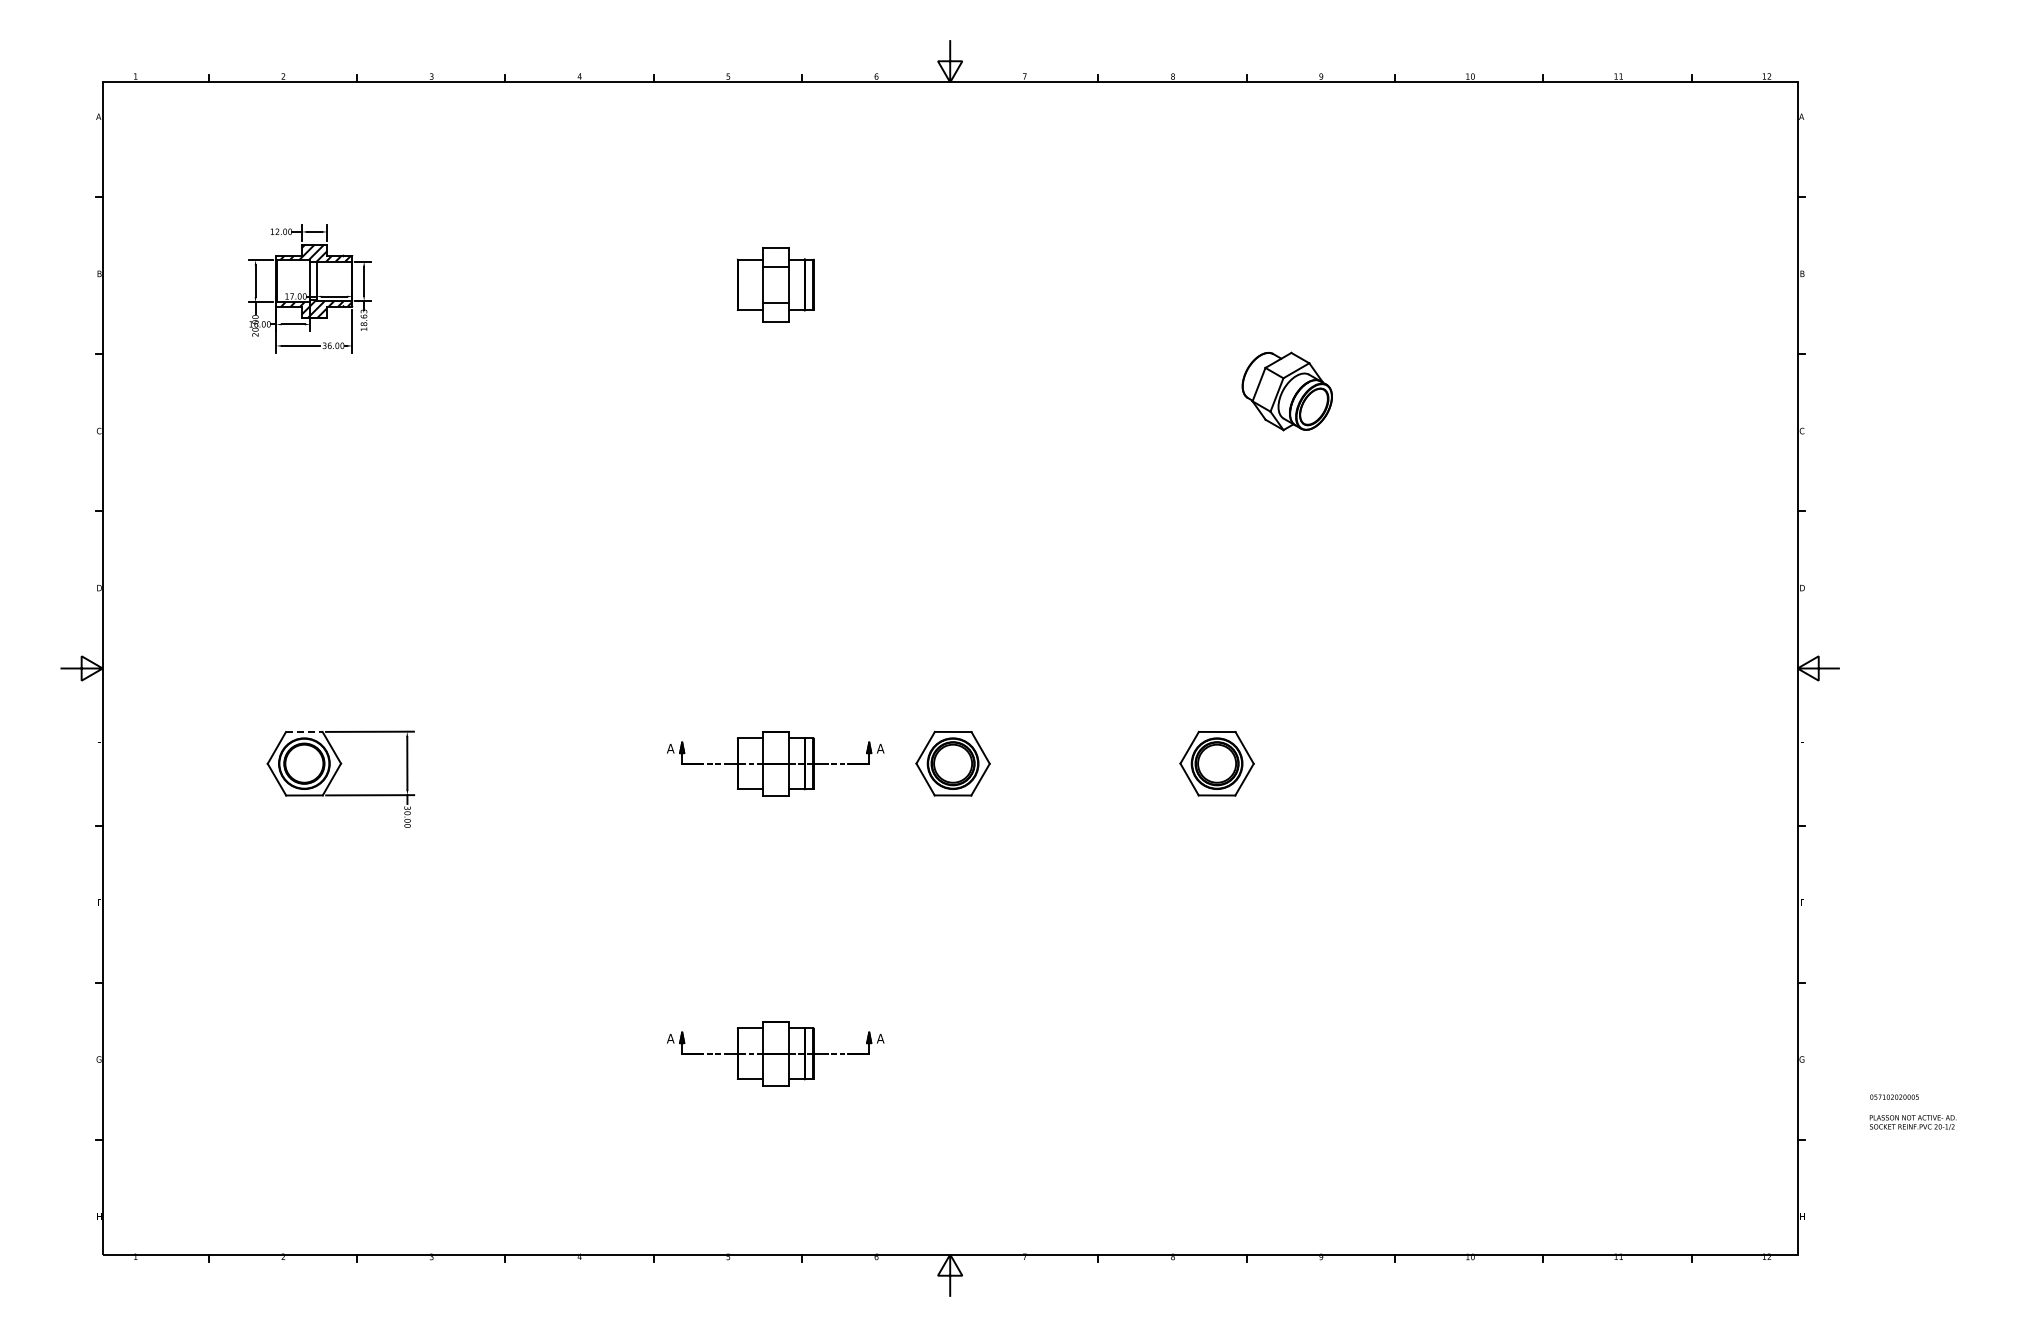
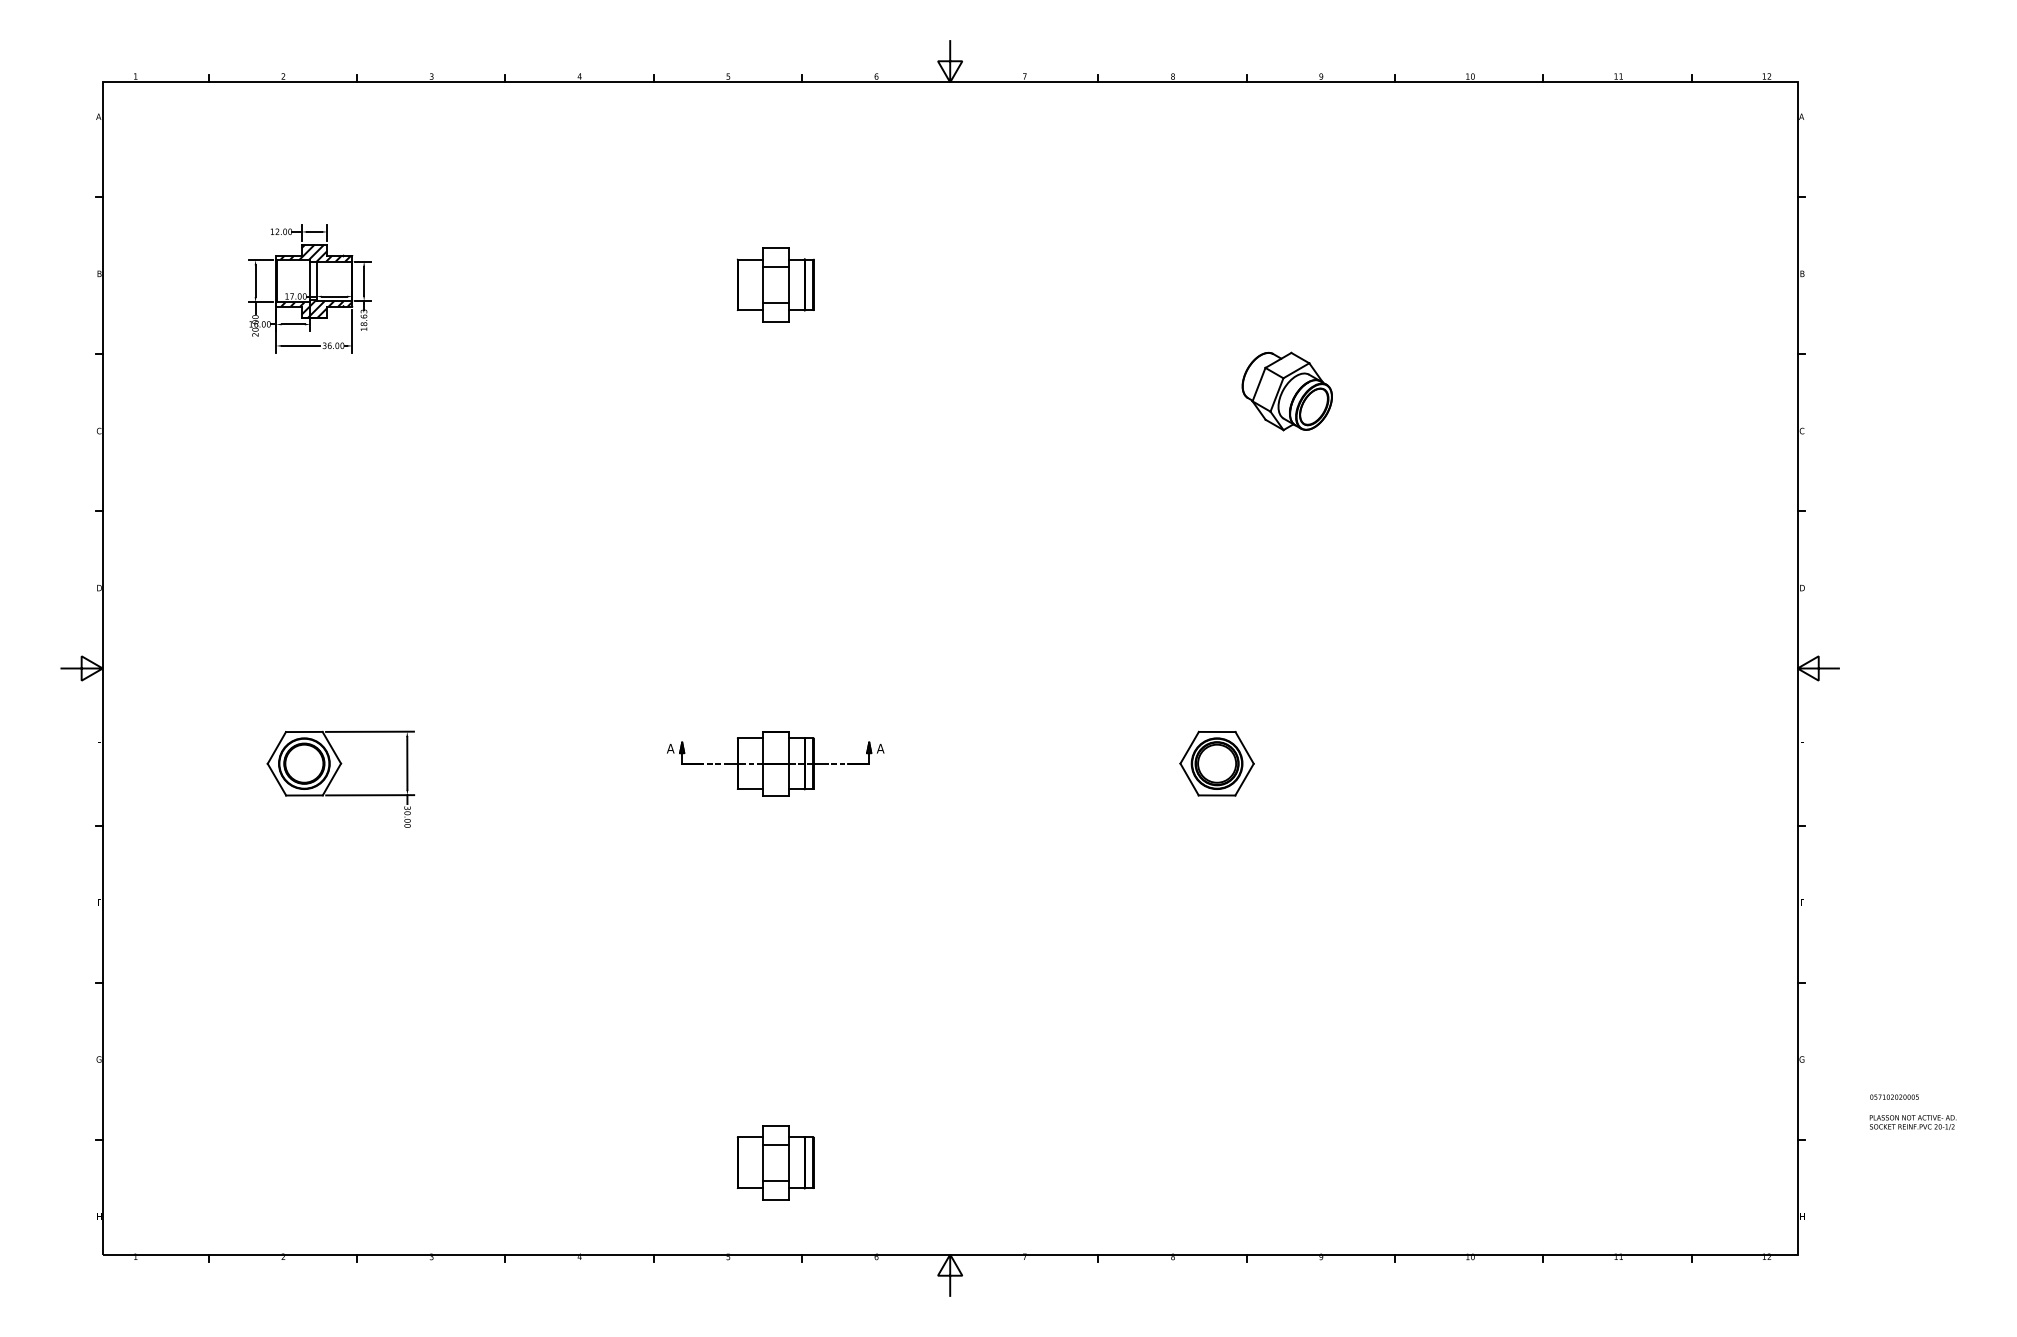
line: dashed -> solid (304, 731)
part: present -> none (952, 763)
part: present -> none (775, 1053)
part: none -> present (775, 1162)
